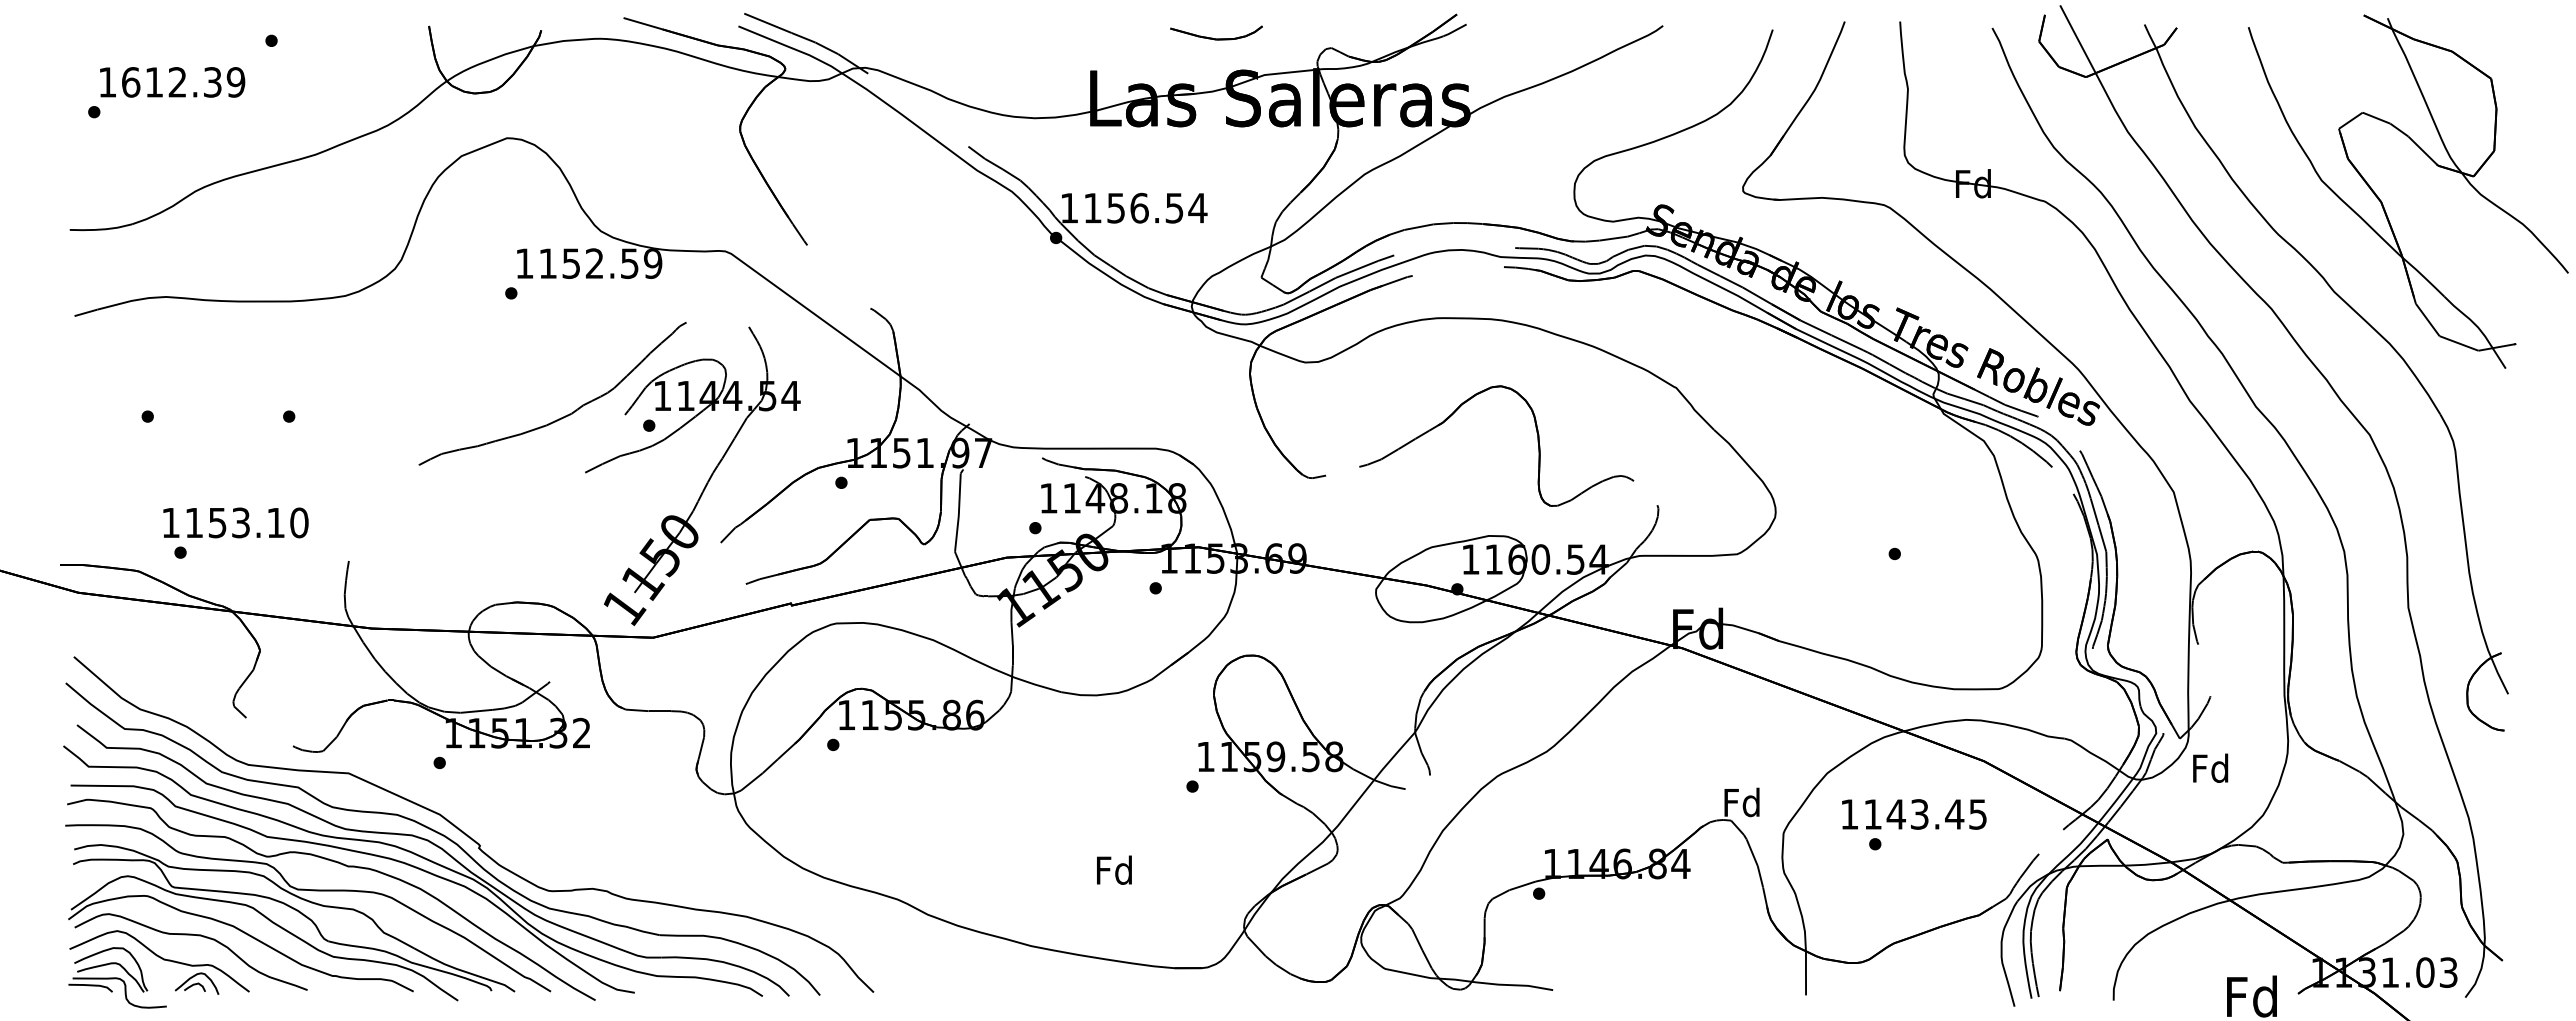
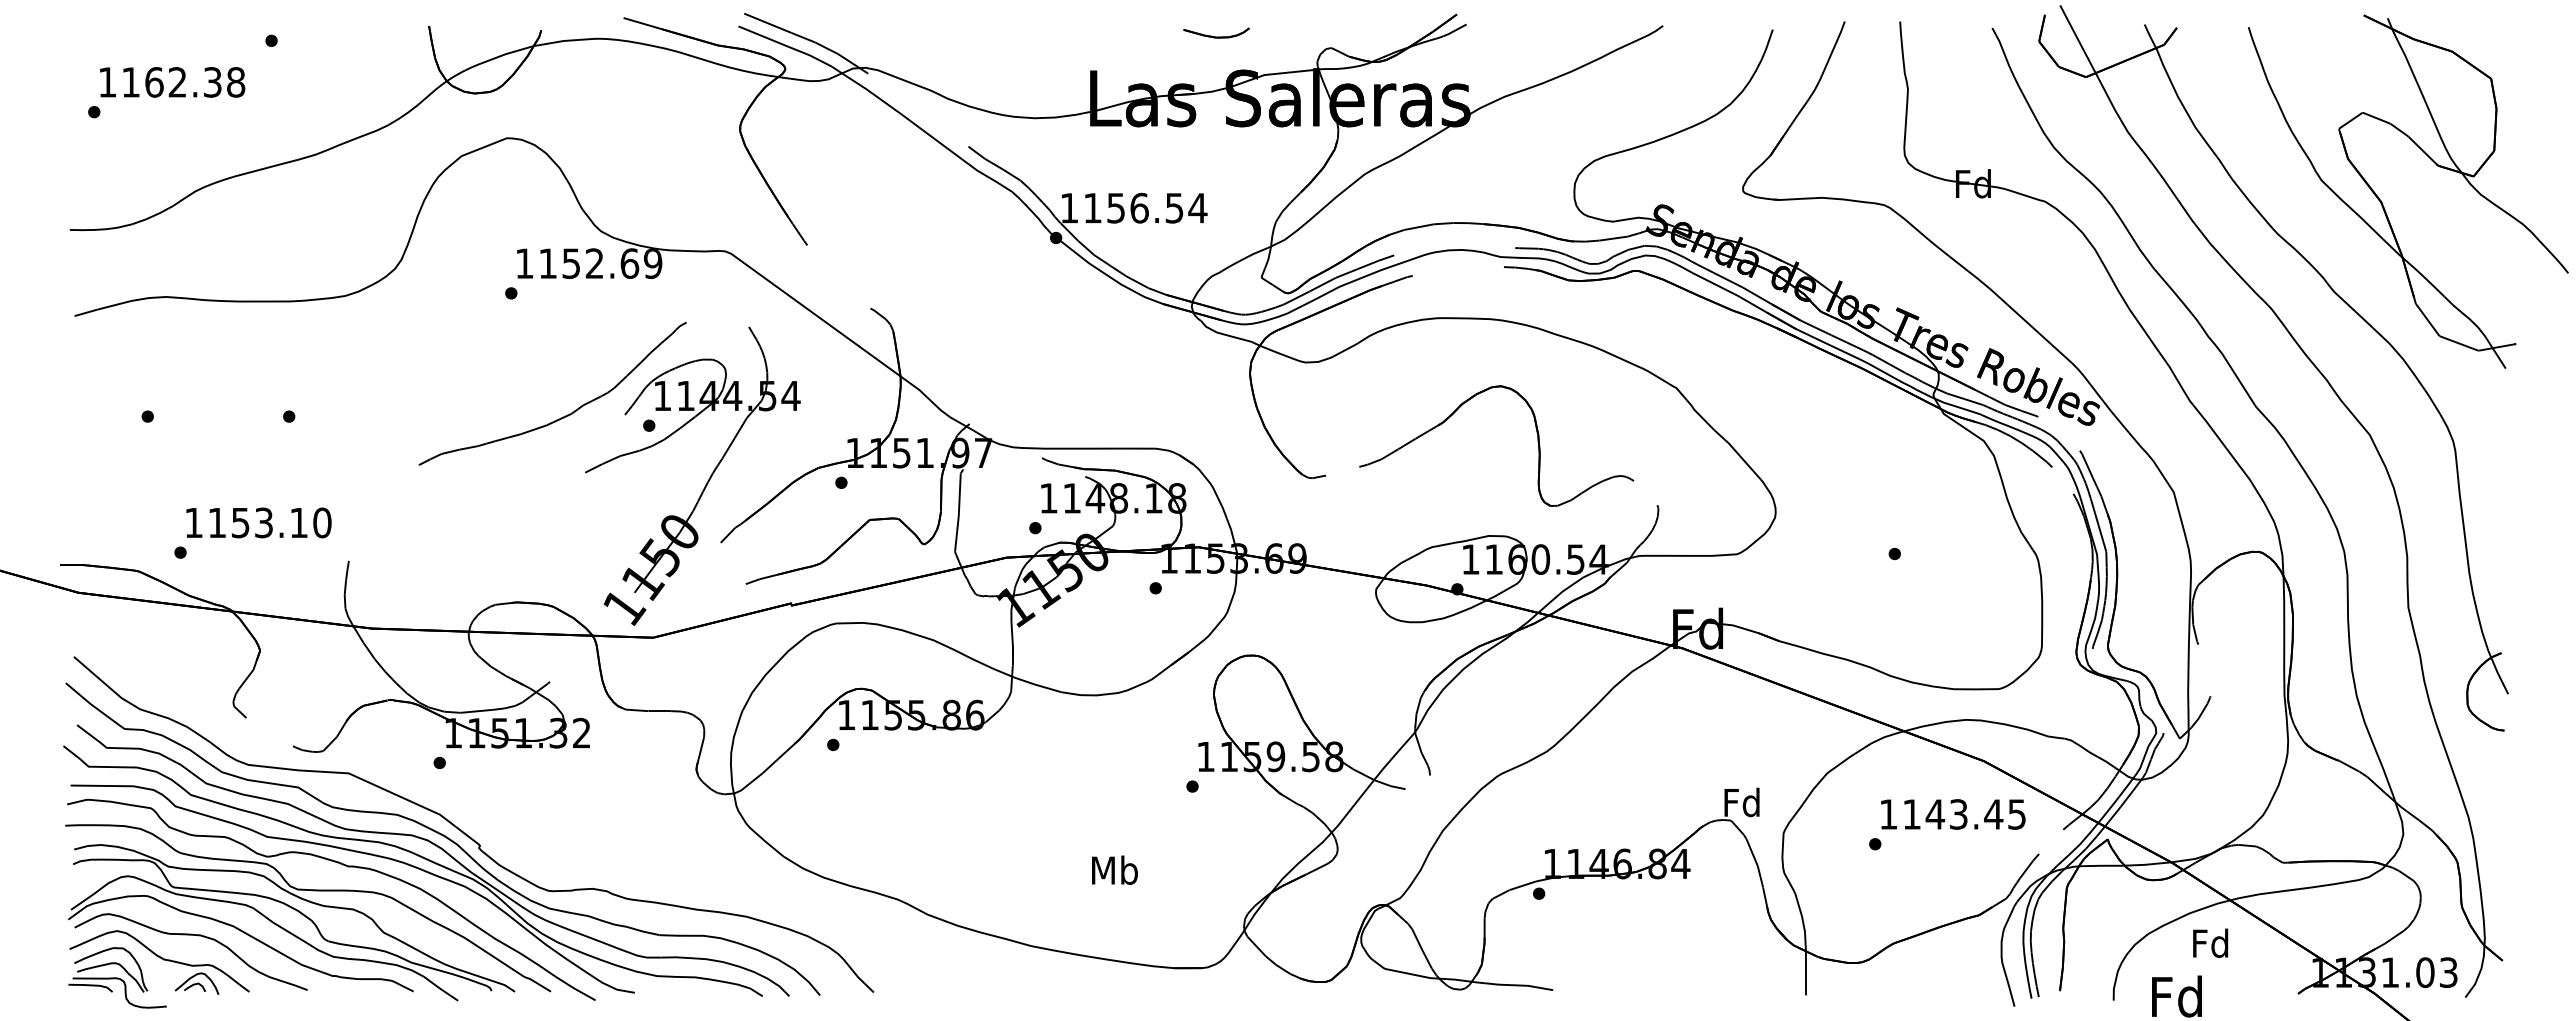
part size: 93x16 px -> 67x12 px (1216, 32)
text: 1612.39 -> 1162.38 (183, 82)
text: 1152.59 -> 1152.69 (629, 263)
text position: (235, 522) -> (258, 522) (258, 522)
text position: (2210, 767) -> (2210, 942) (2210, 942)
text position: (1914, 814) -> (1953, 814) (1953, 814)
text: Fd -> Mb (1114, 869)
text position: (2251, 996) -> (2176, 996) (2176, 996)
